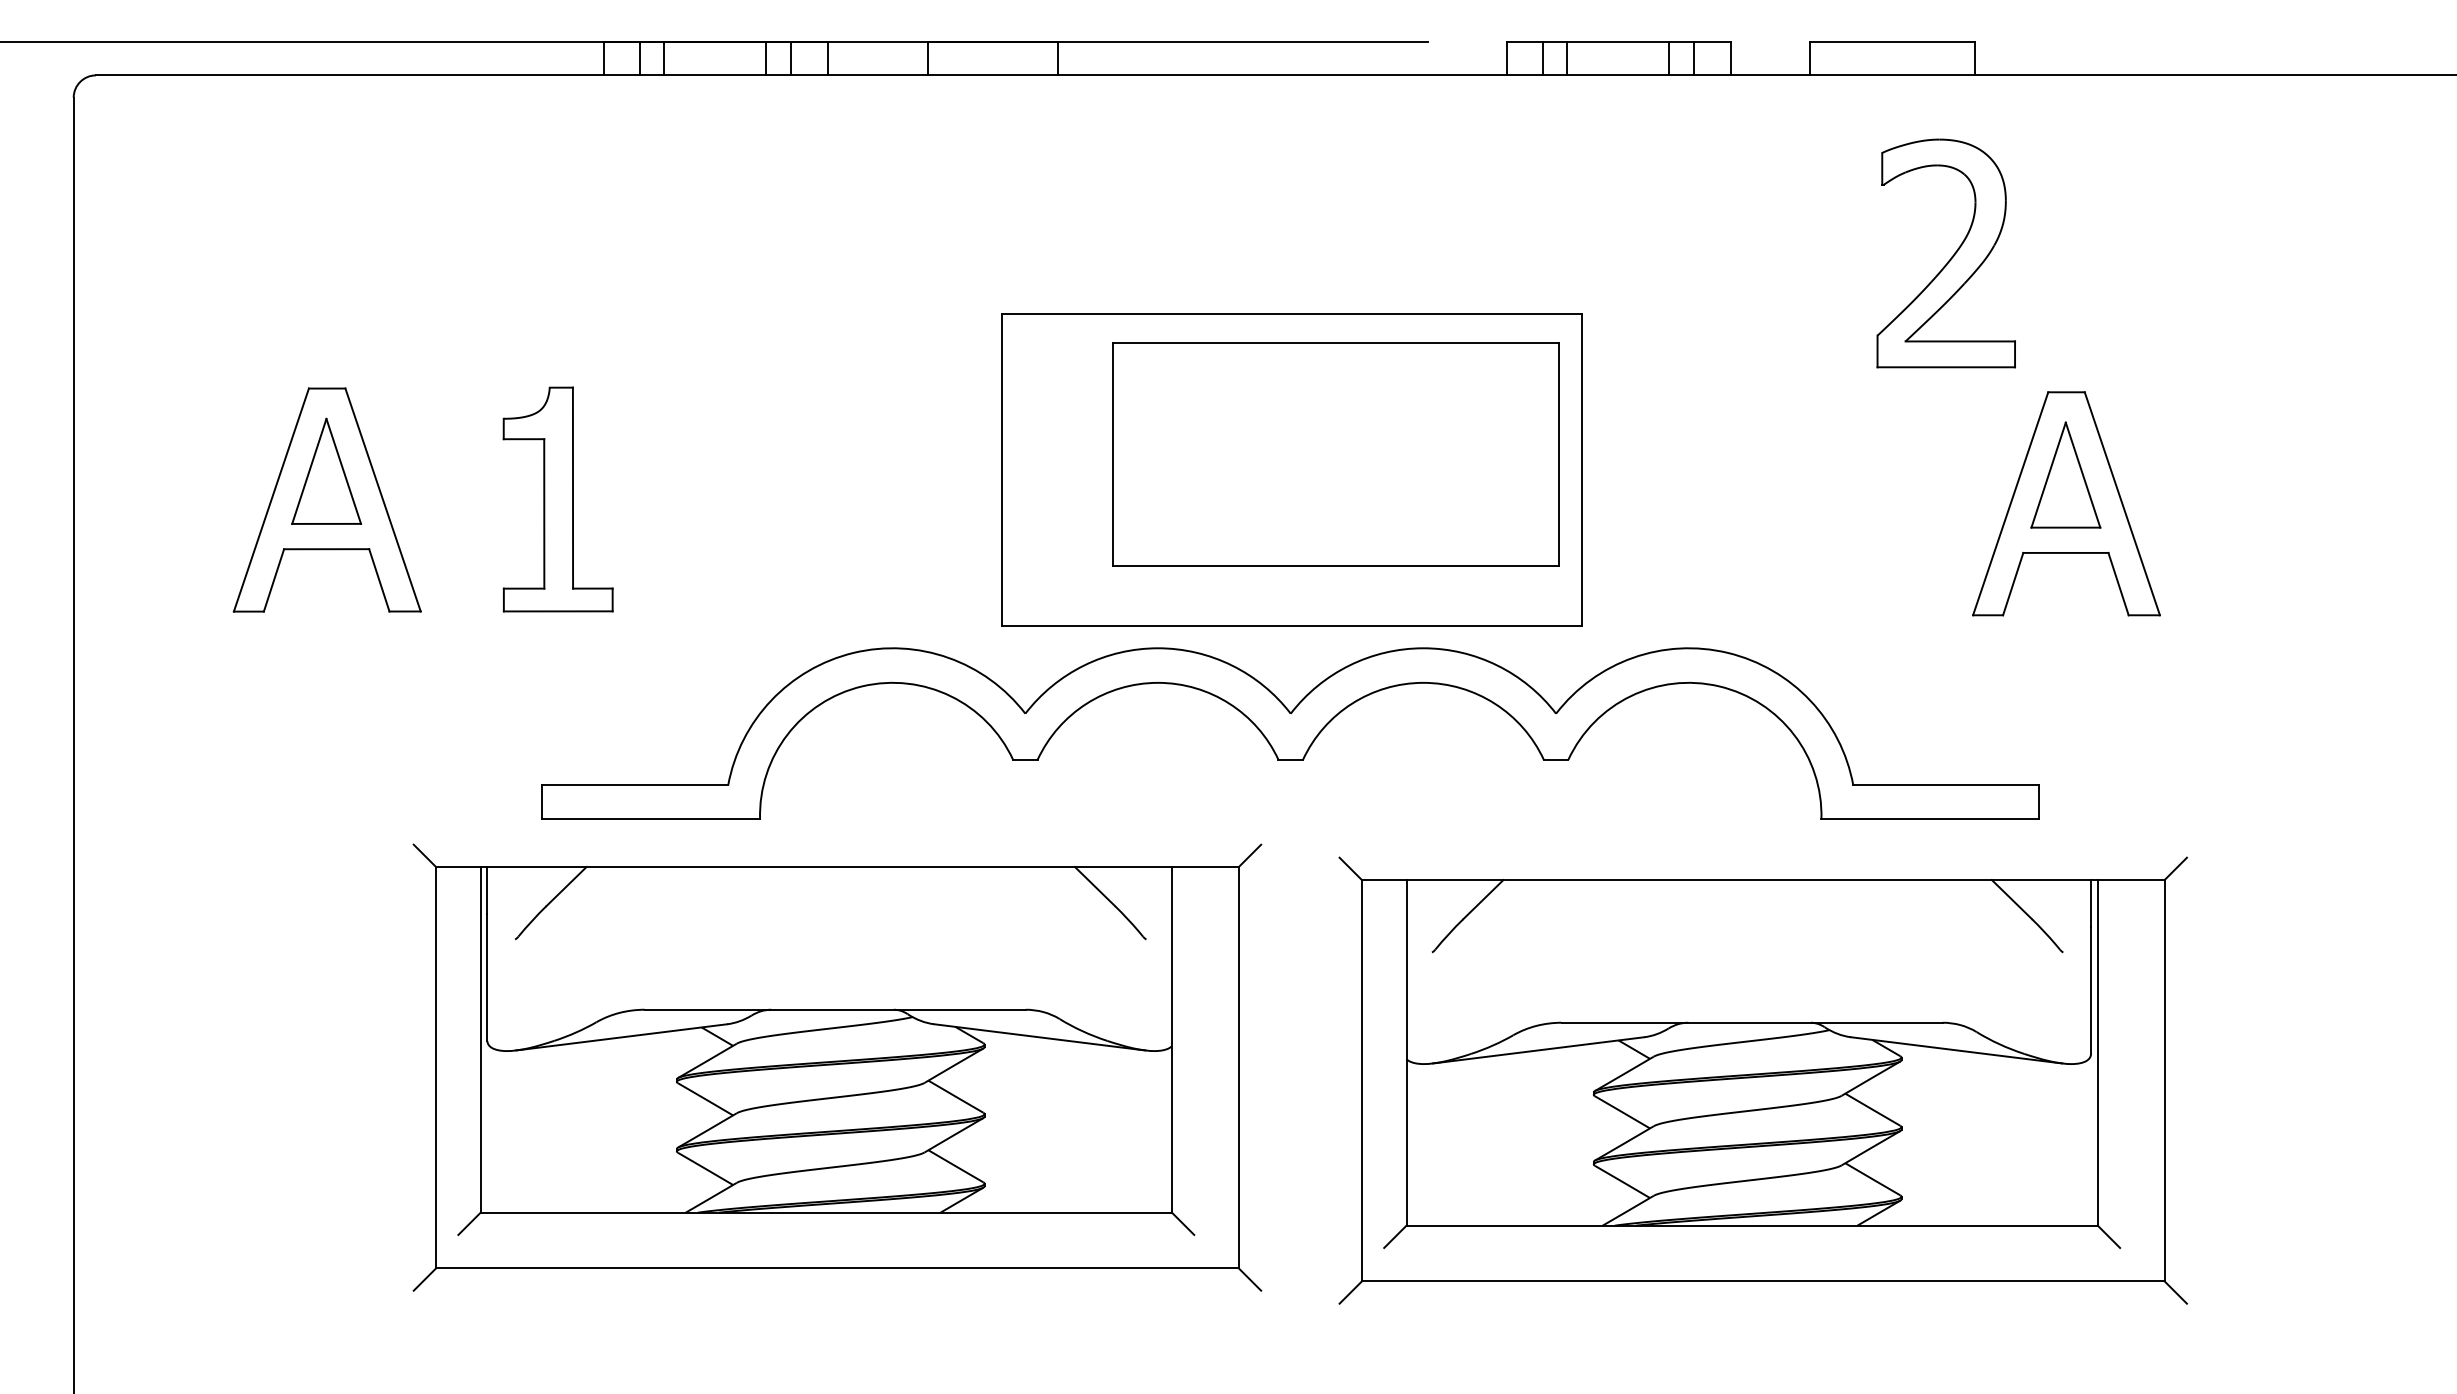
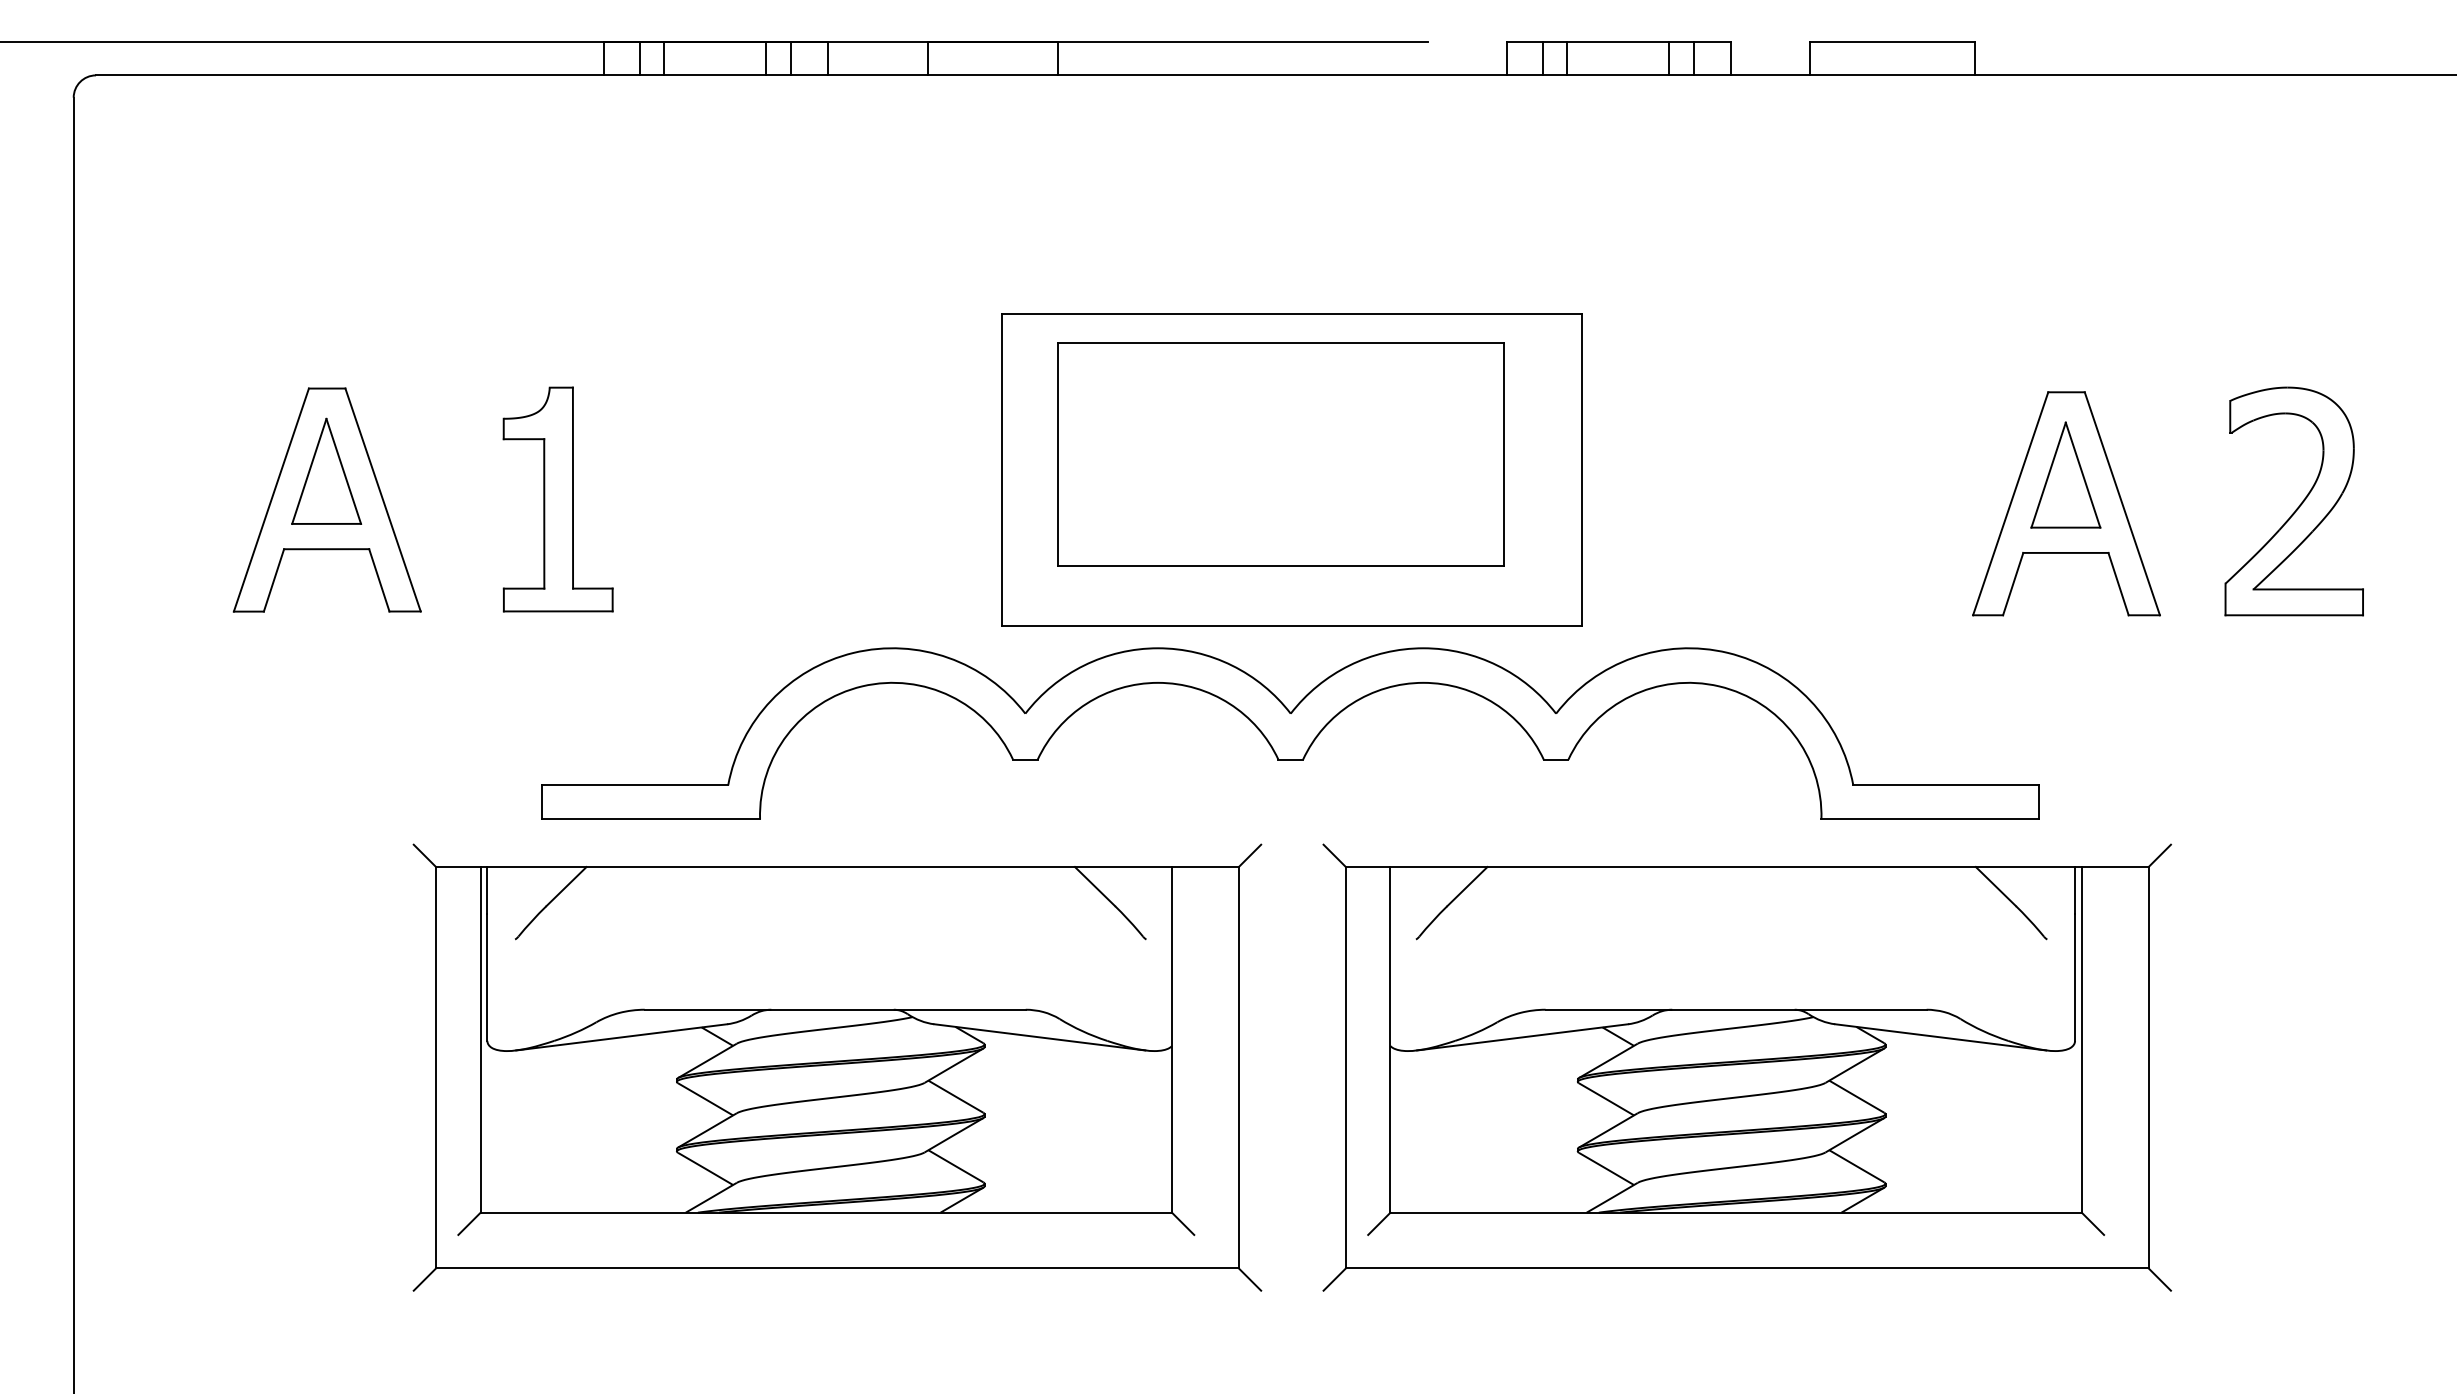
part position: (1951, 256) -> (2299, 504) (2299, 504)
part position: (1335, 454) -> (1280, 454) (1280, 454)
part position: (1762, 1080) -> (1746, 1067) (1746, 1067)
